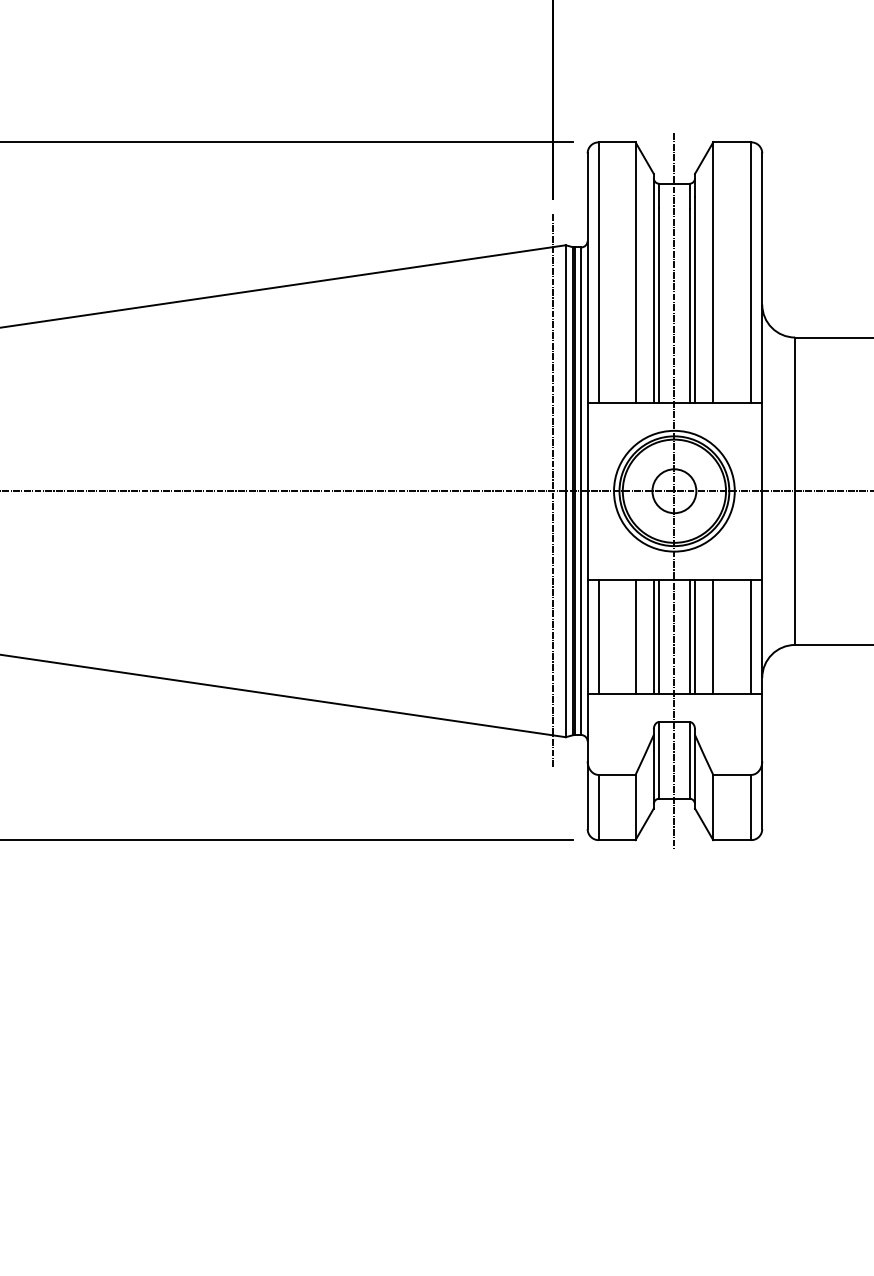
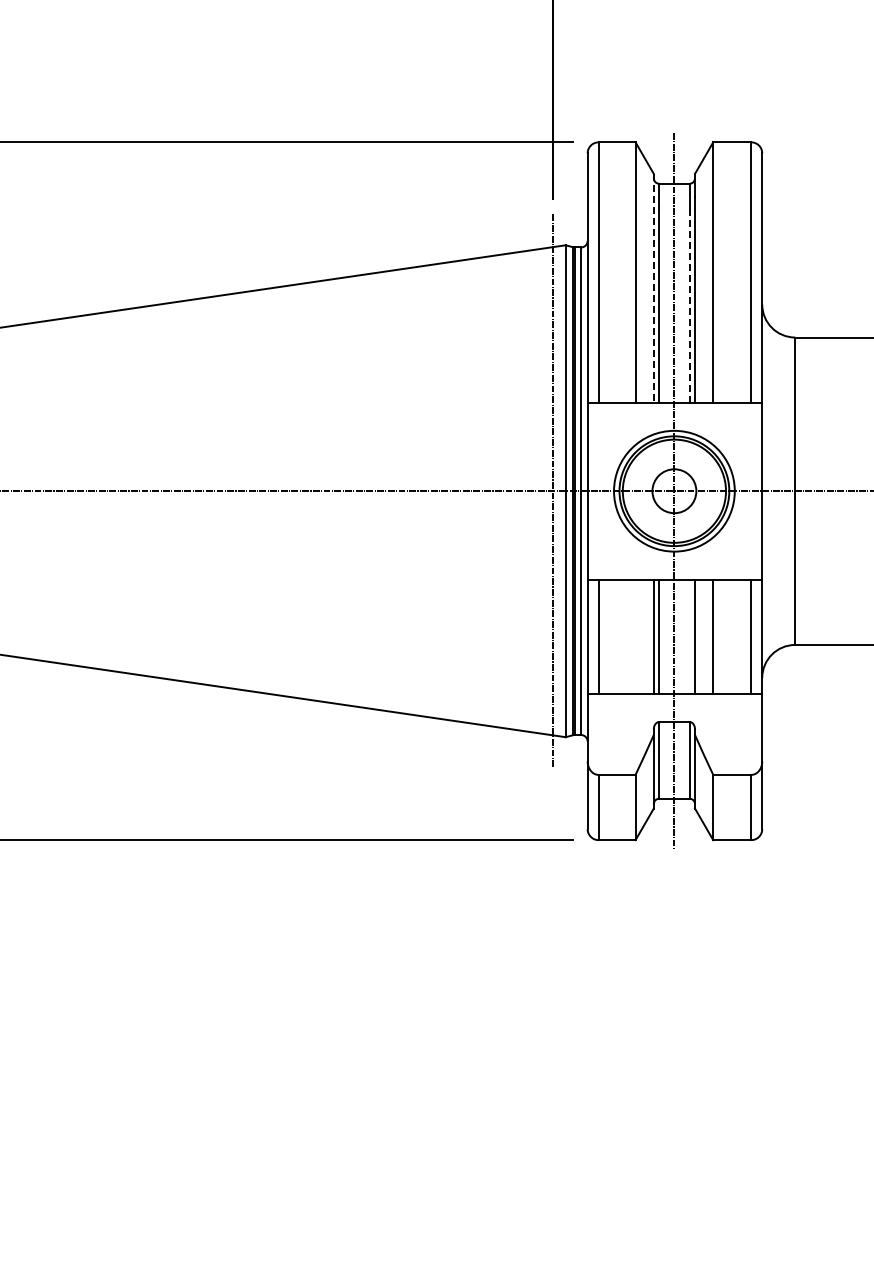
line: solid -> dashed (653, 288)
line: solid -> dashed (689, 305)
line: present -> none (635, 636)
line: present -> none (689, 636)
